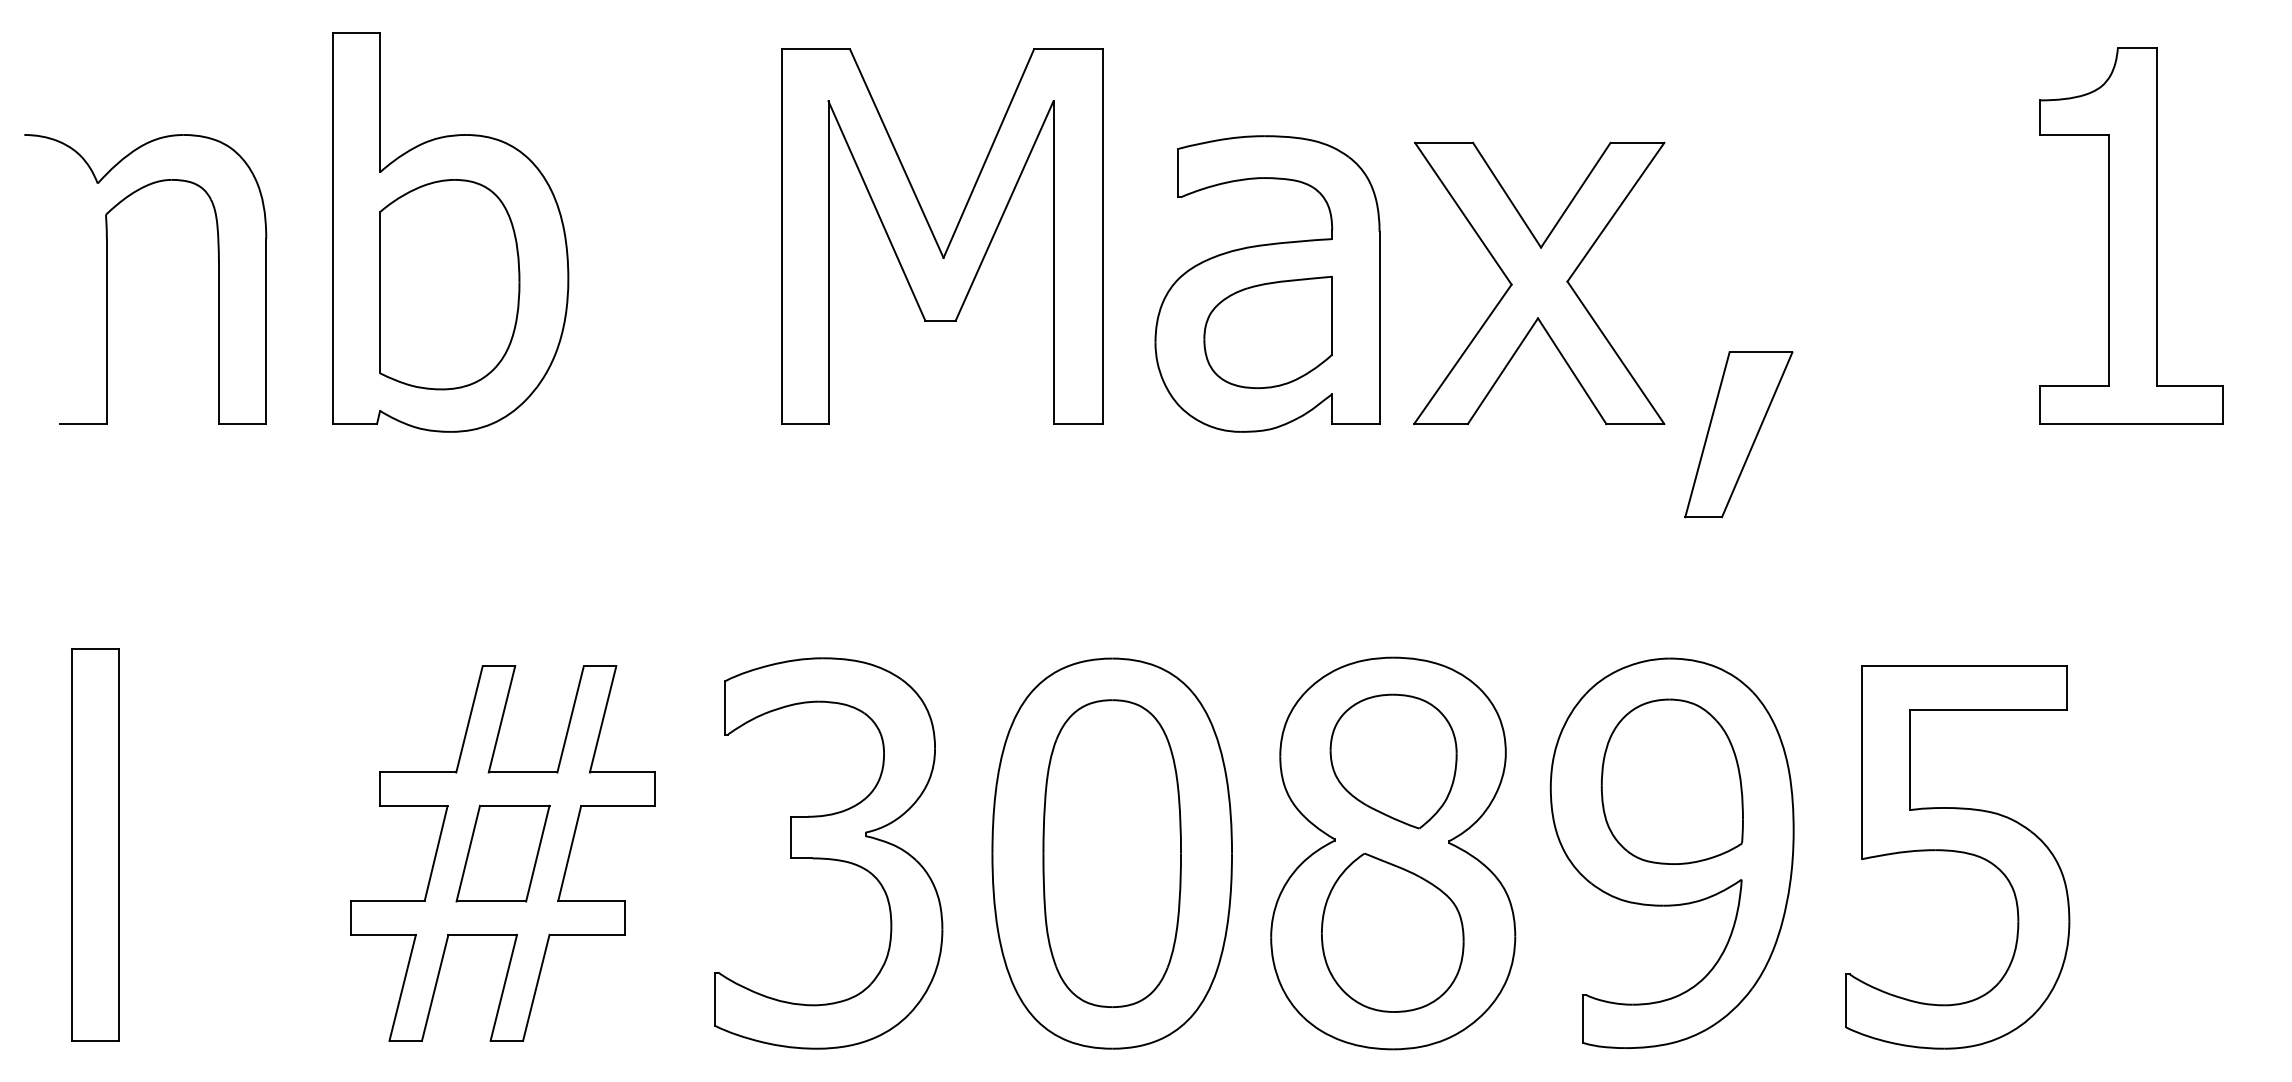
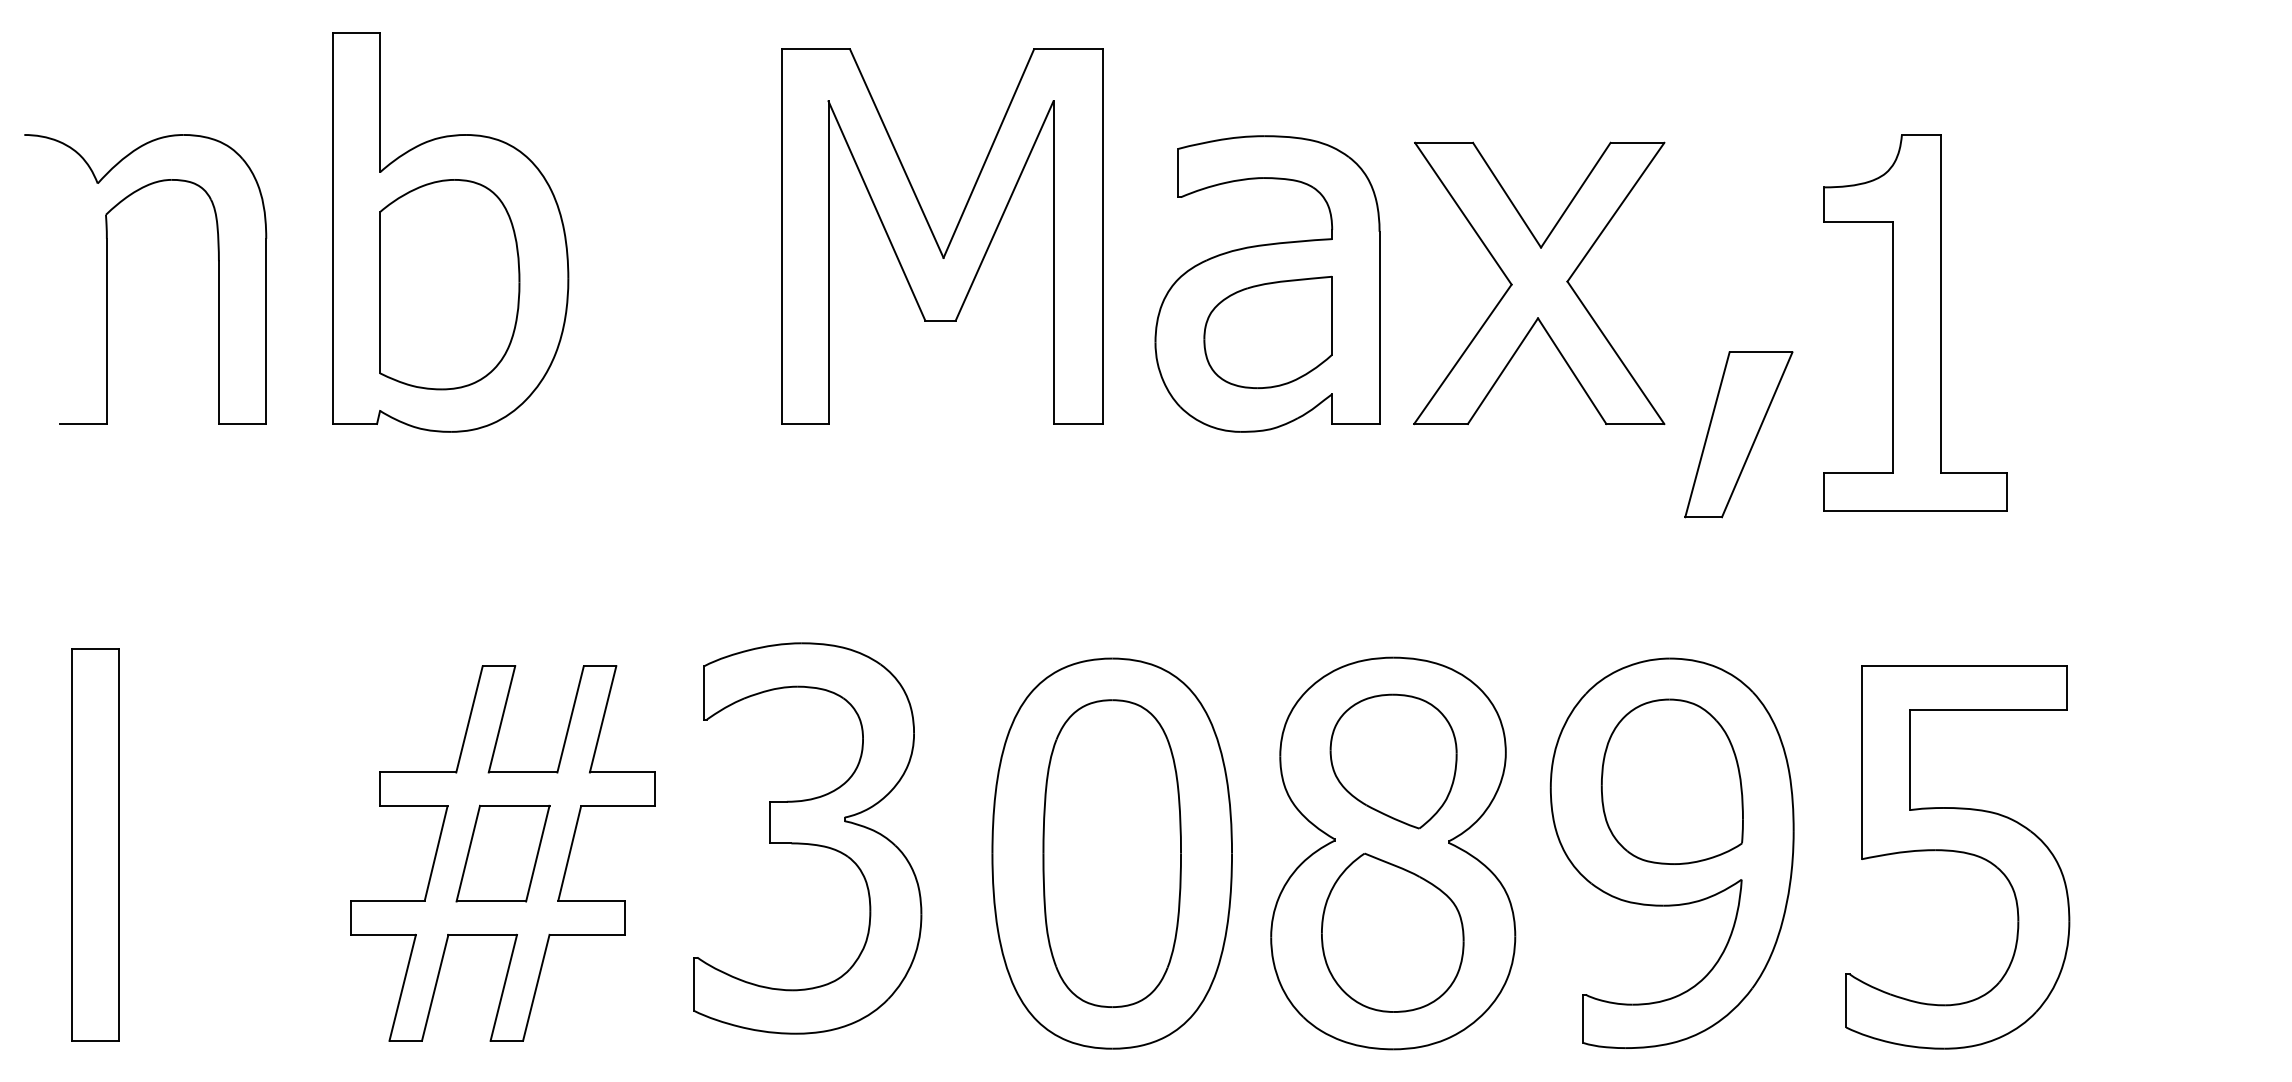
part position: (2131, 235) -> (1915, 322) (1915, 322)
part position: (828, 853) -> (807, 838) (807, 838)
